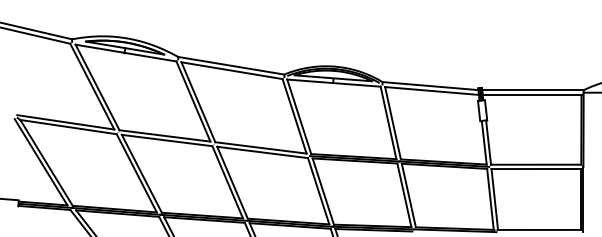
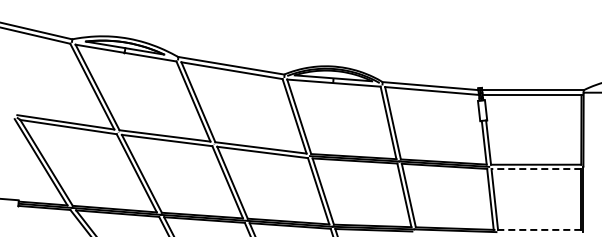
line: solid -> dashed (536, 169)
line: solid -> dashed (539, 229)
